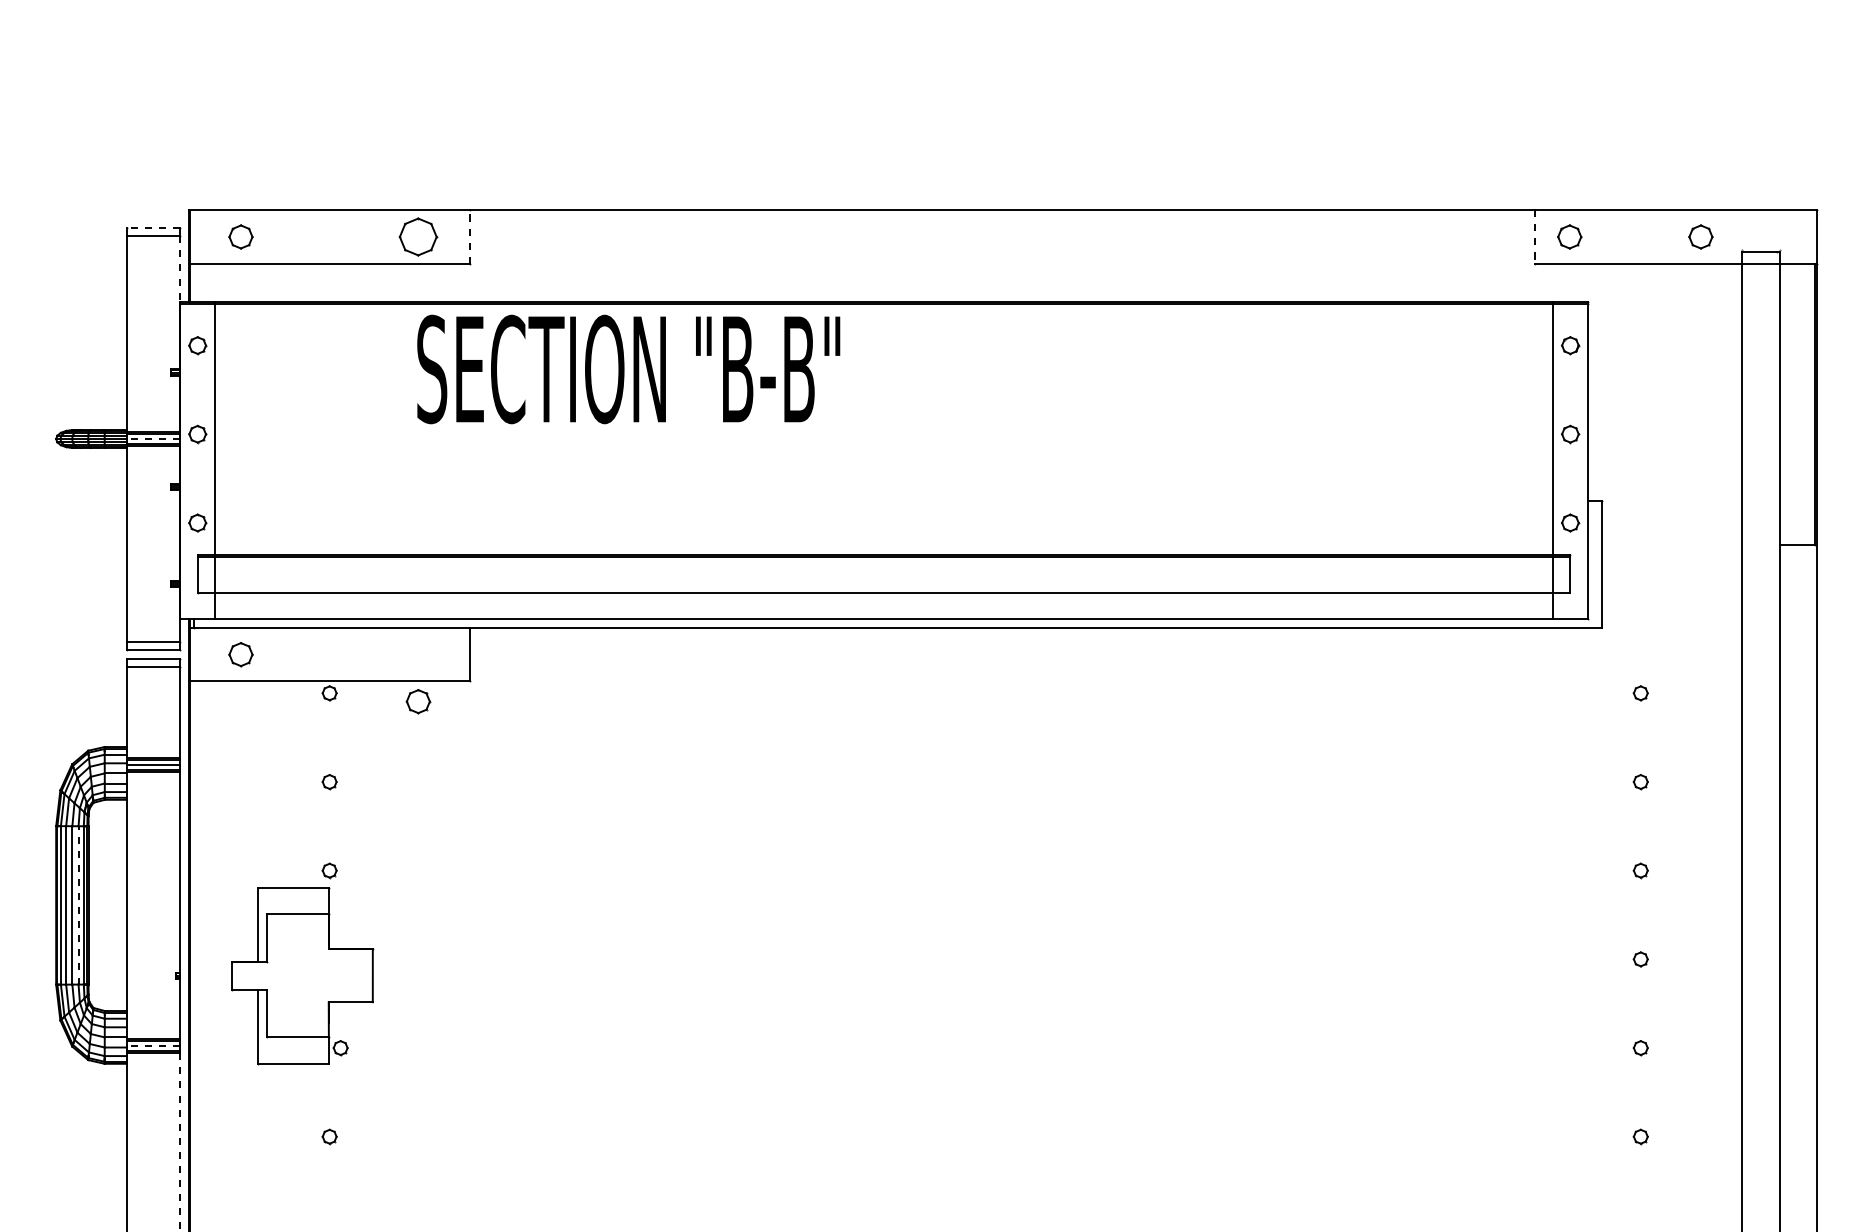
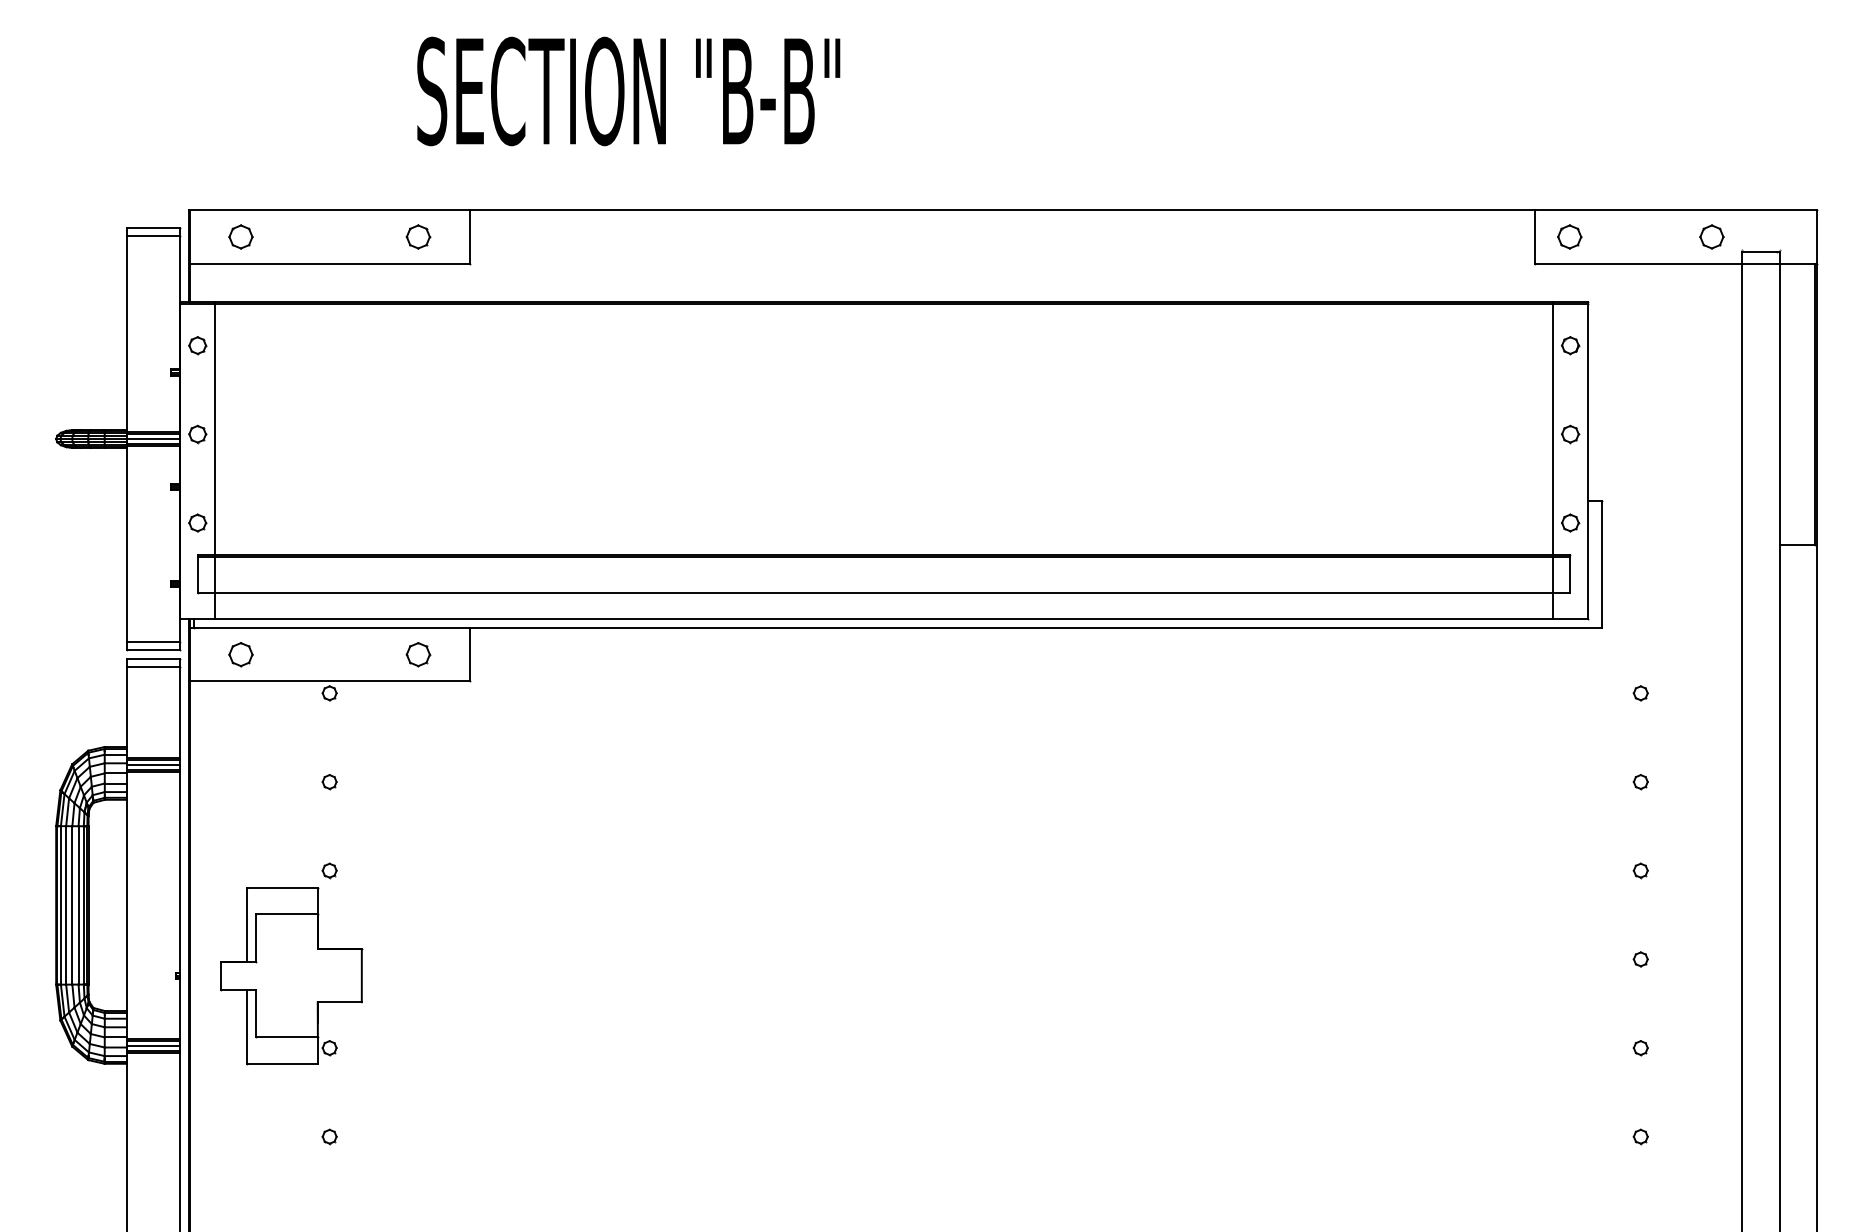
line: dashed -> solid (153, 227)
part size: 41x40 px -> 27x26 px (418, 236)
line: dashed -> solid (470, 236)
line: dashed -> solid (1535, 236)
part position: (1700, 236) -> (1711, 236) (1711, 236)
line: dashed -> solid (180, 269)
text position: (628, 369) -> (628, 91) (628, 91)
line: dashed -> solid (153, 439)
part position: (418, 701) -> (418, 654) (418, 654)
line: dashed -> solid (78, 904)
part position: (302, 976) -> (291, 976) (291, 976)
line: dashed -> solid (153, 1046)
line: dashed -> solid (180, 1142)
